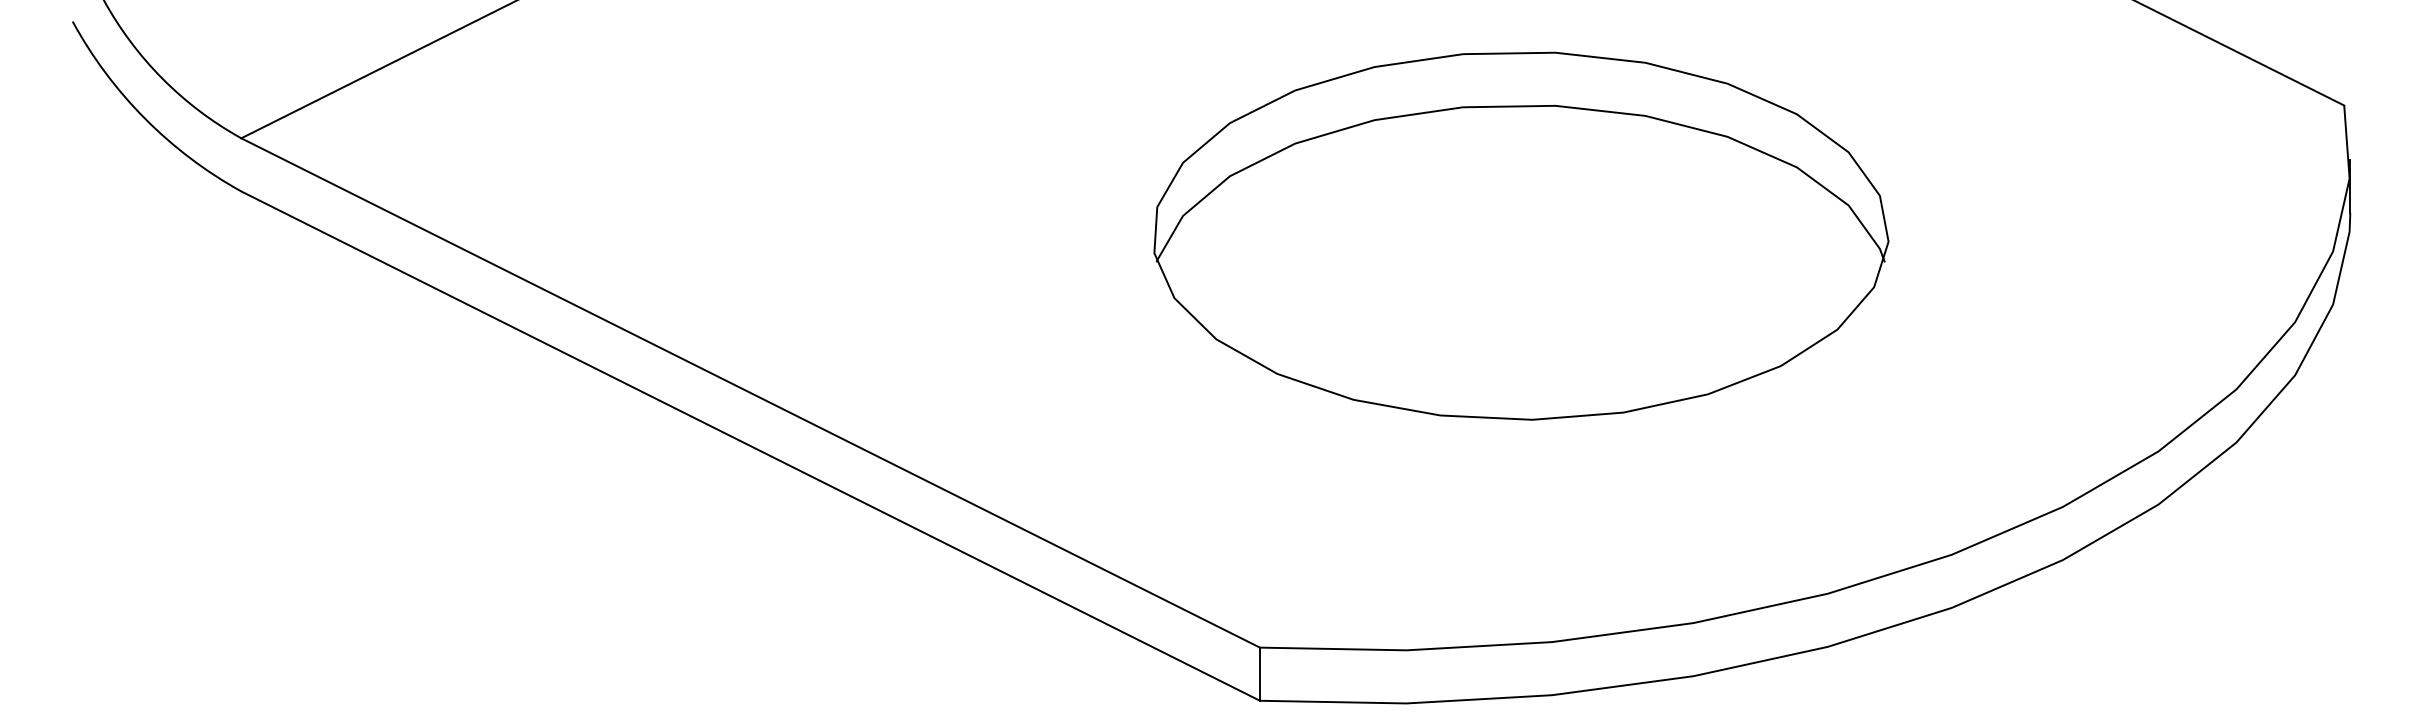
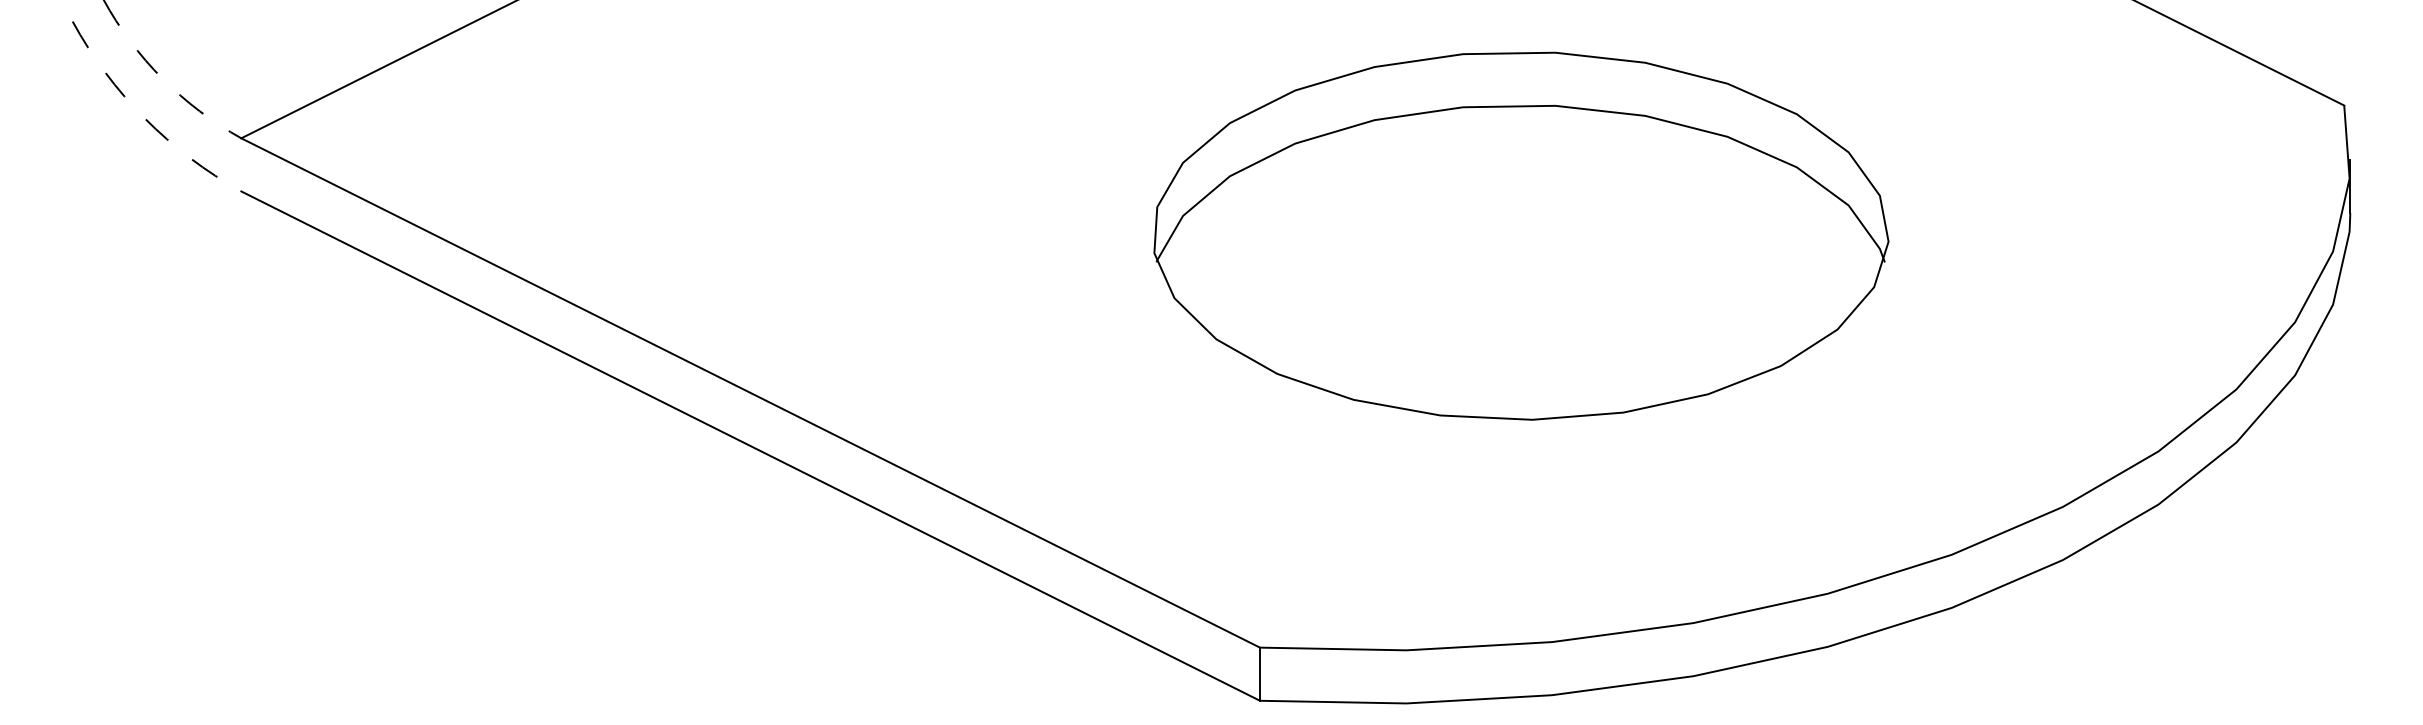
arc: solid -> dashed (162, 78)
arc: solid -> dashed (144, 118)
